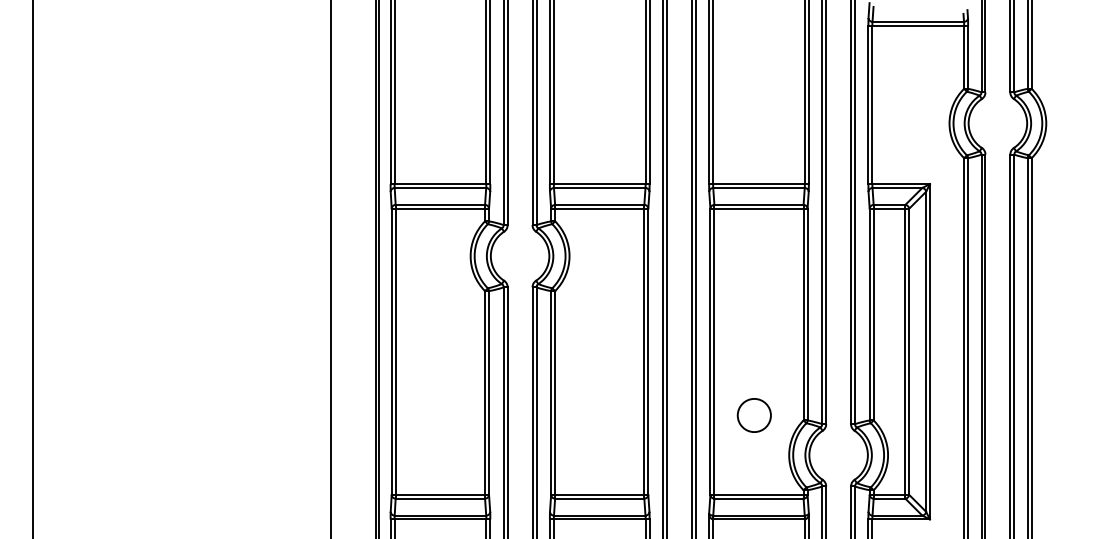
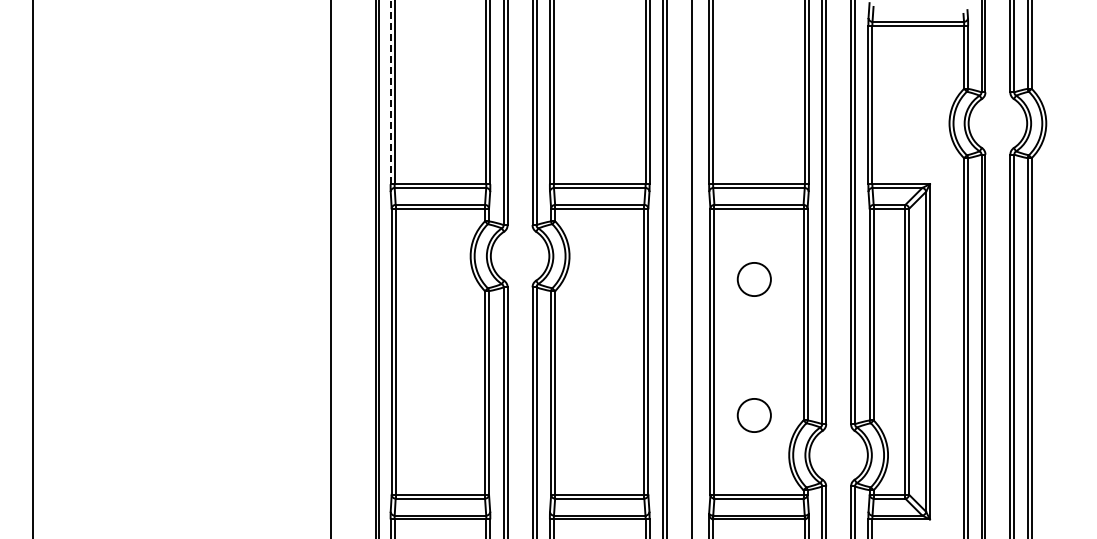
line: solid -> dashed (390, 92)
line: present -> none (695, 268)
circle: none -> present (753, 279)
